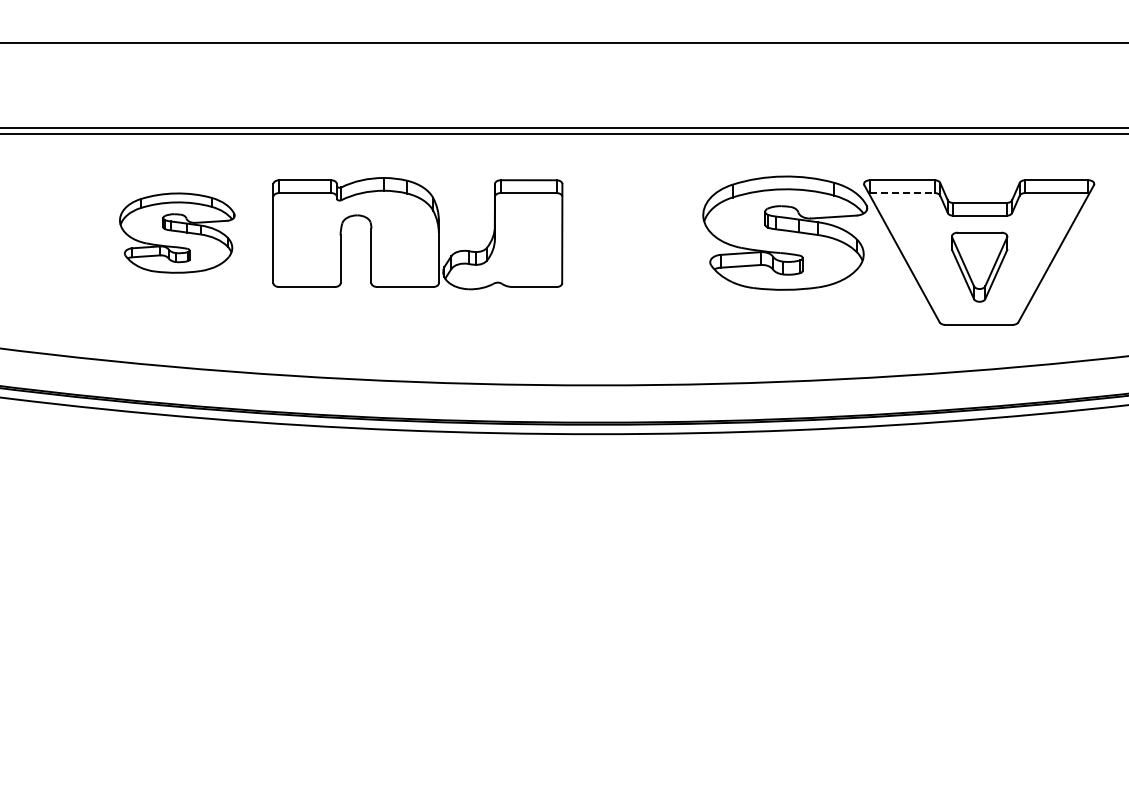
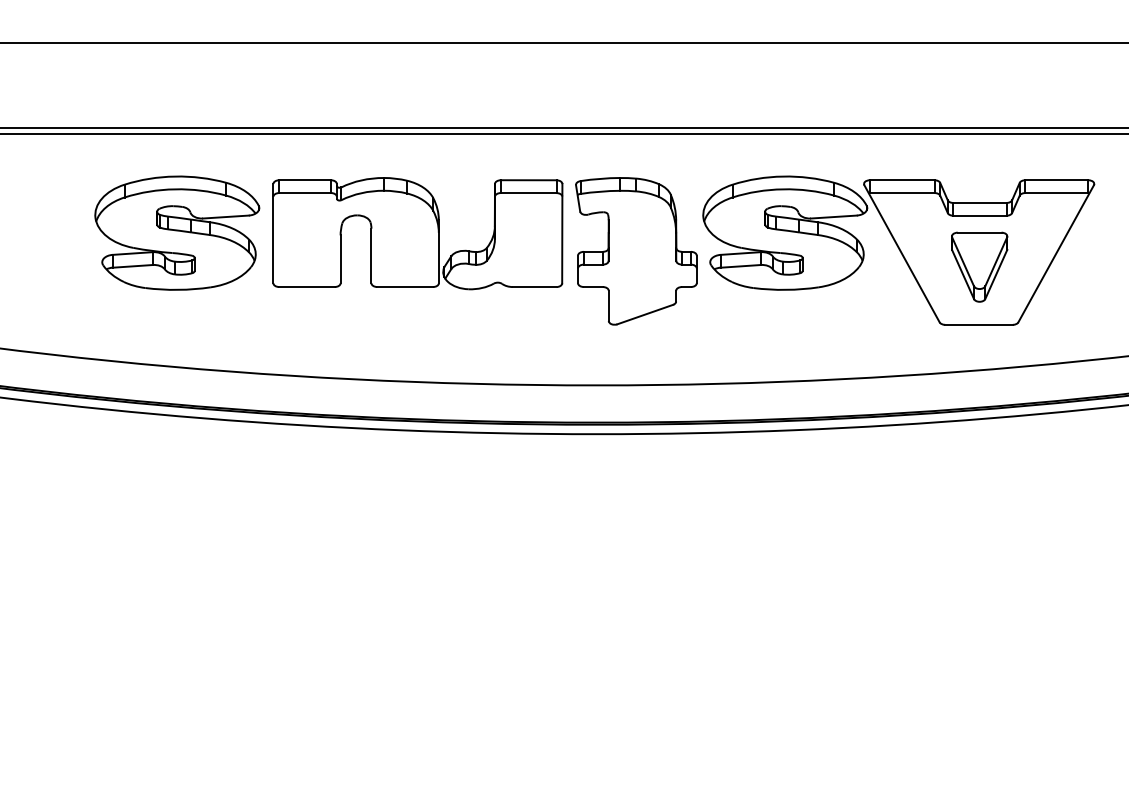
line: dashed -> solid (902, 193)
part size: 117x82 px -> 167x116 px (177, 232)
part: none -> present (636, 251)
